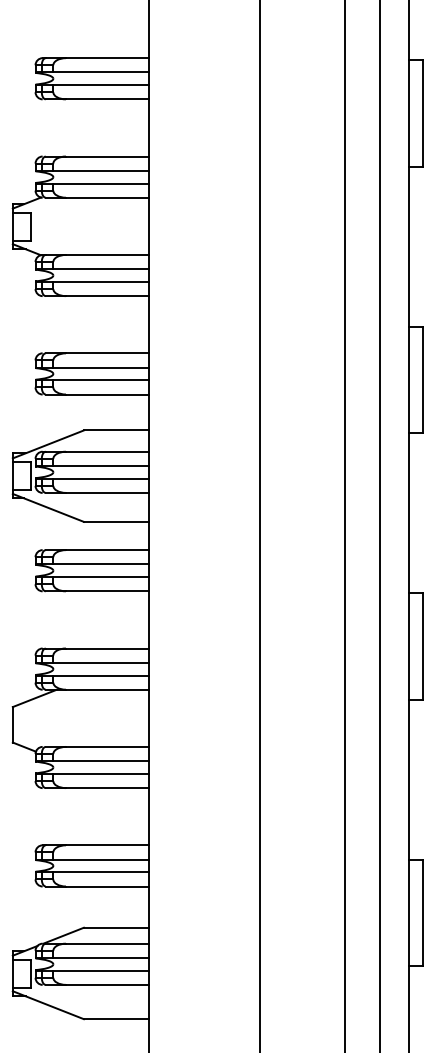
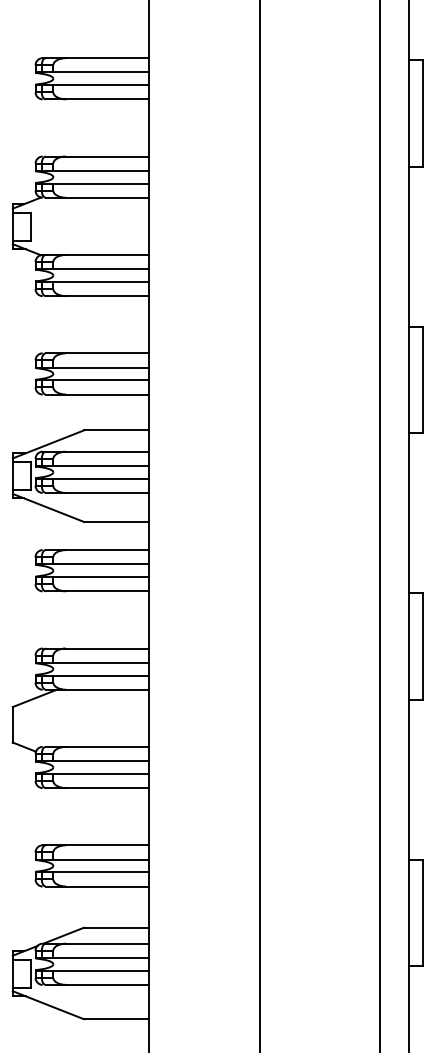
line: present -> none (344, 525)
